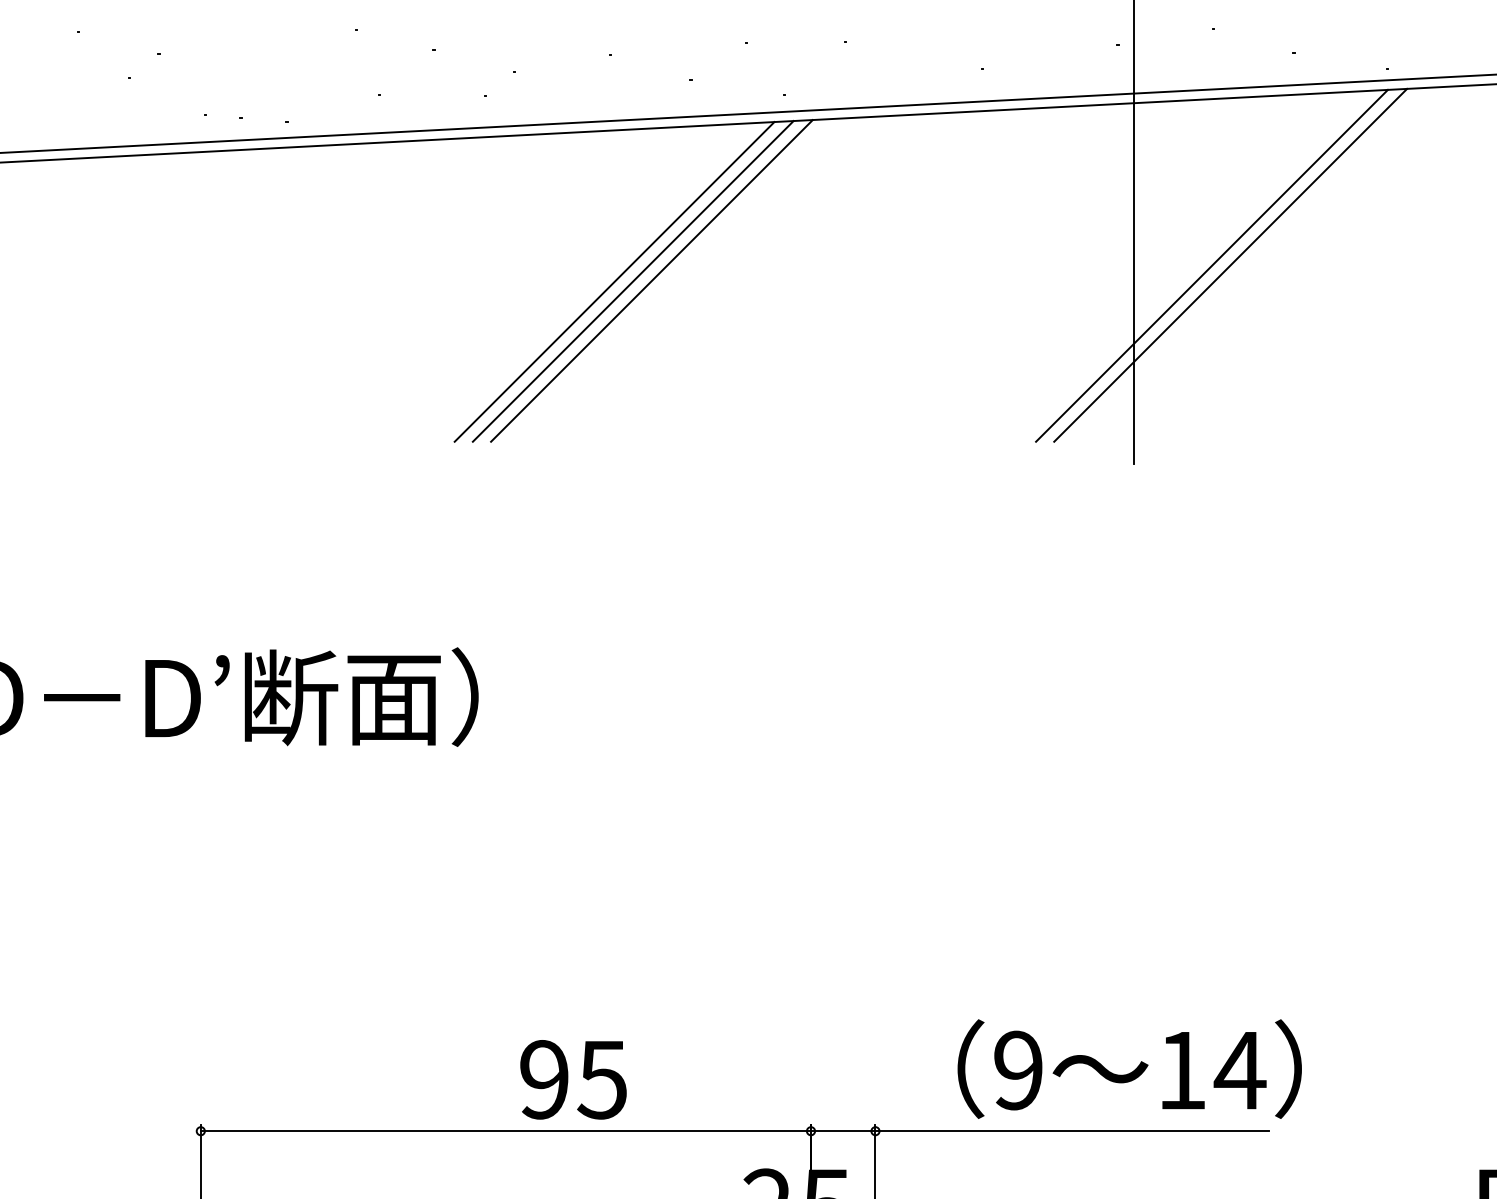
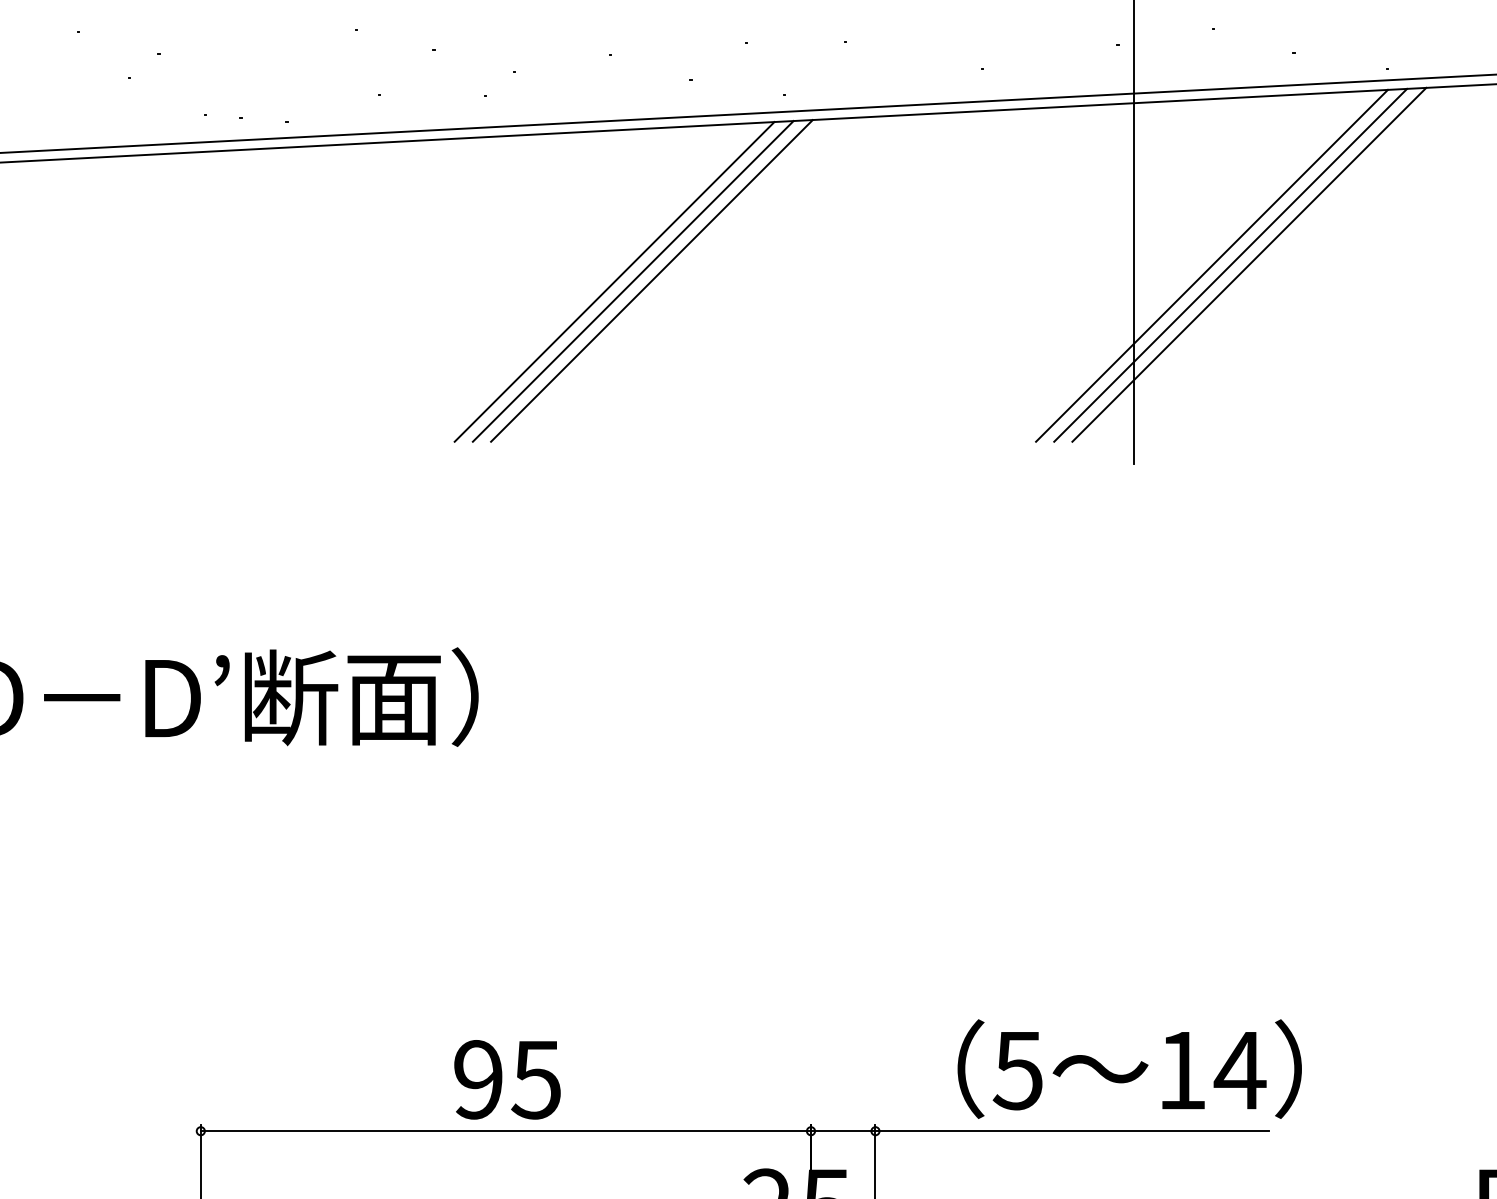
line: none -> present (1249, 264)
text: 9 -> 5 (1017, 1070)
text position: (573, 1079) -> (507, 1079) (507, 1079)
